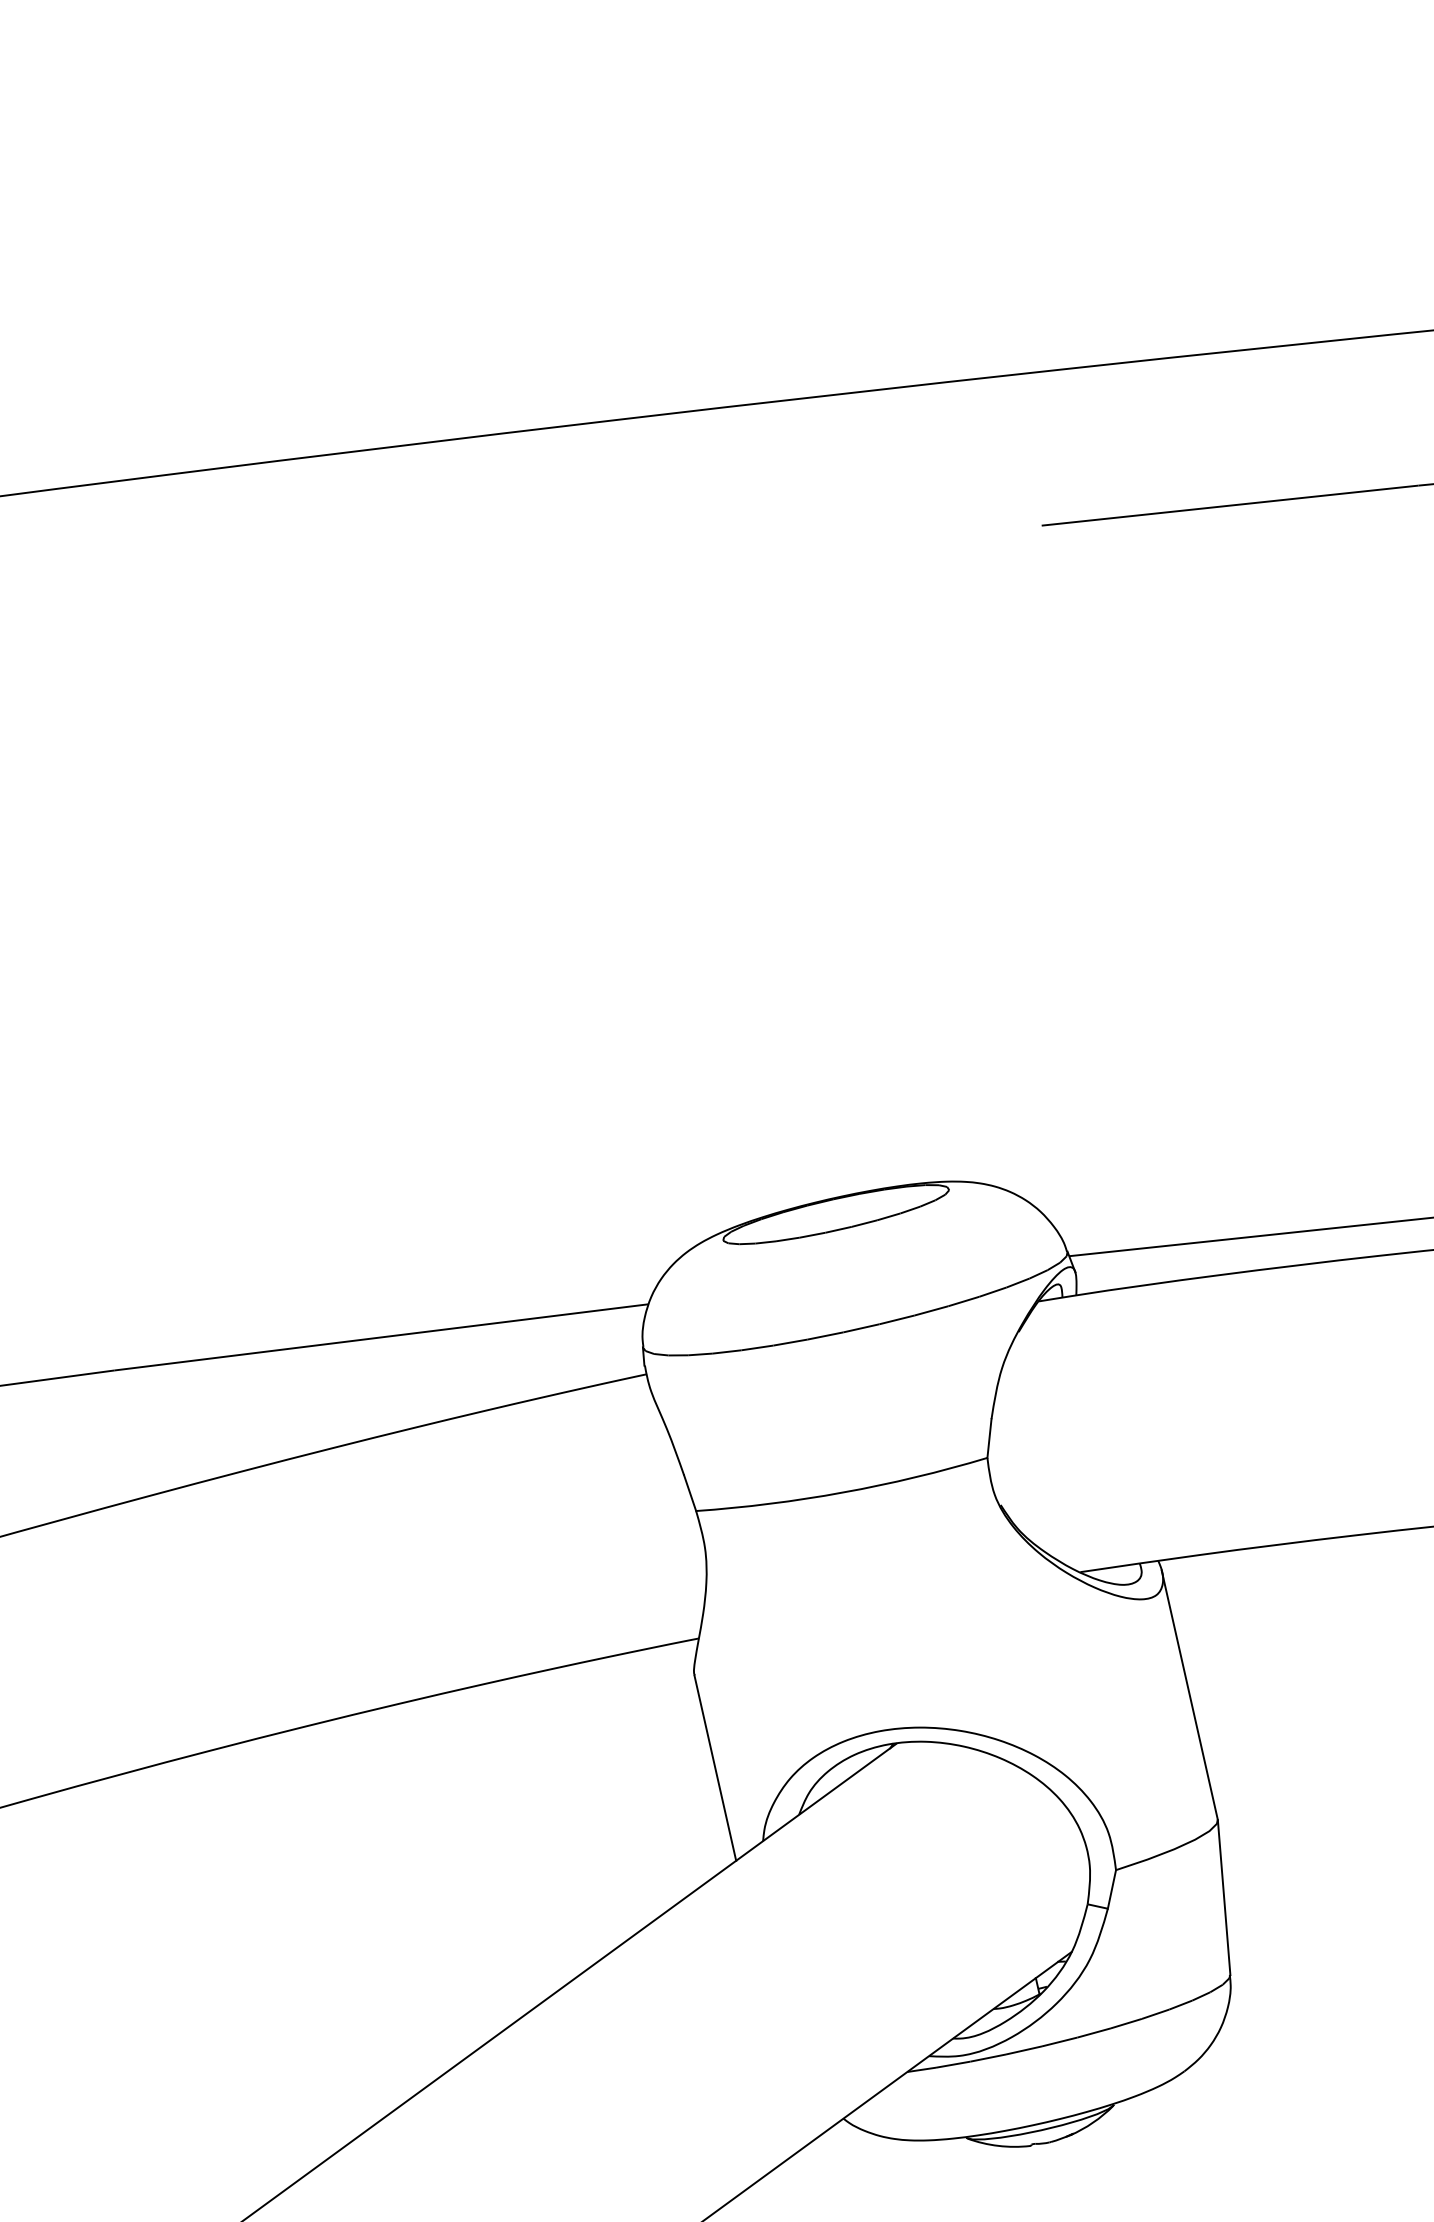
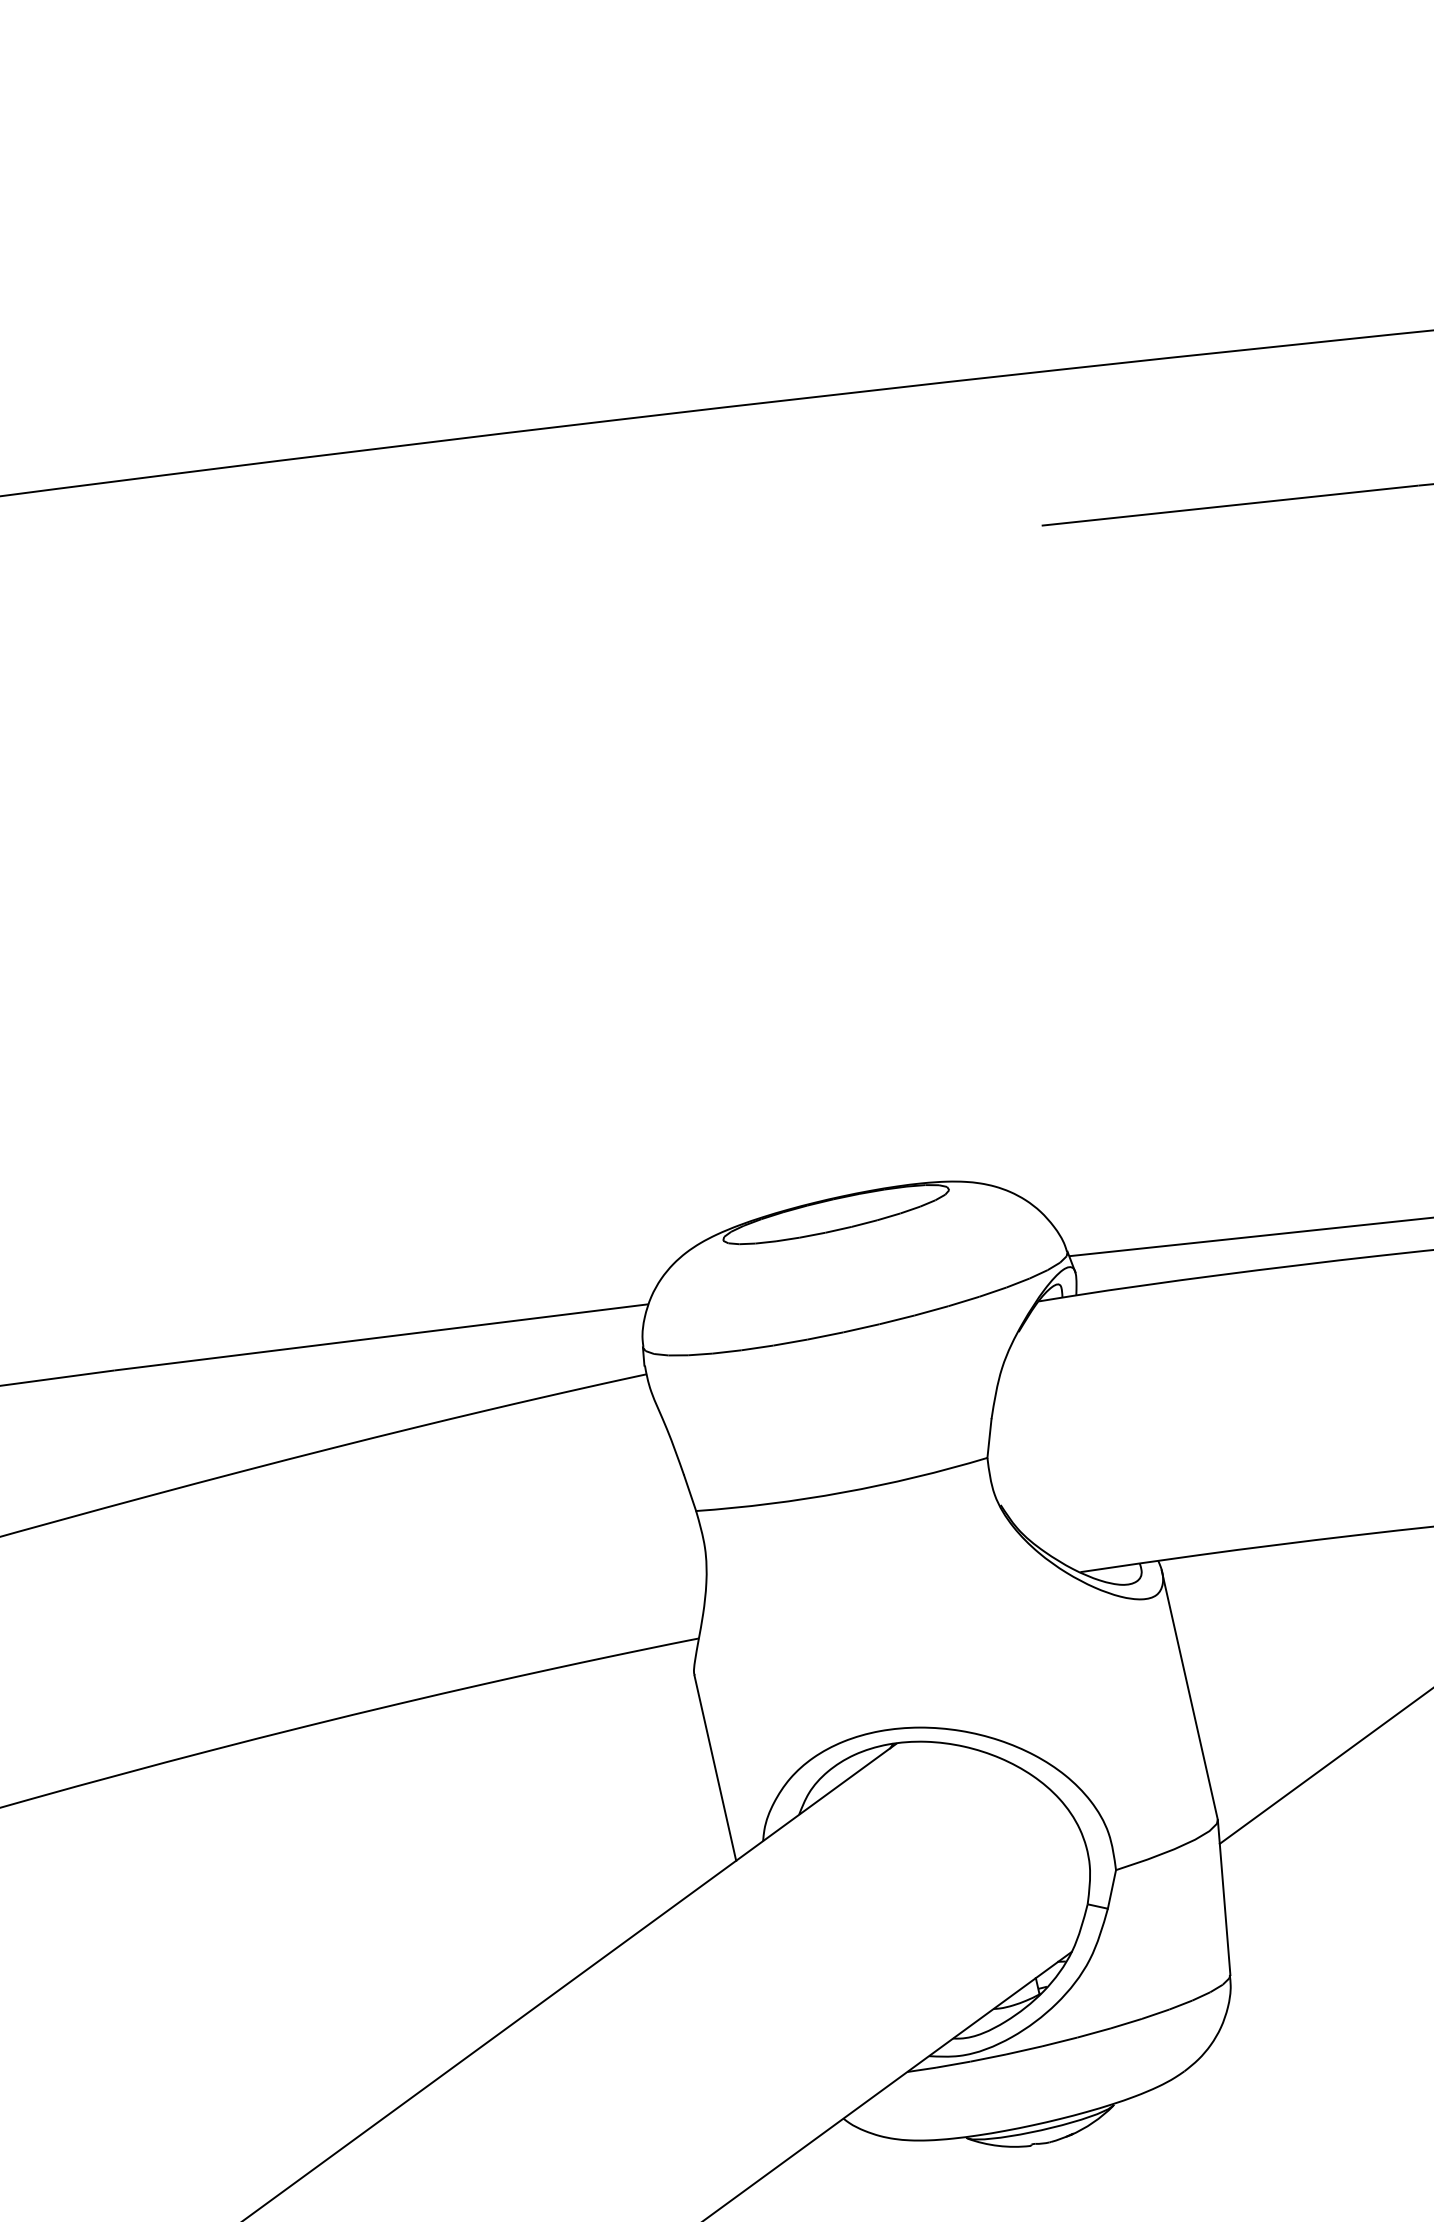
line: none -> present (1324, 1766)
